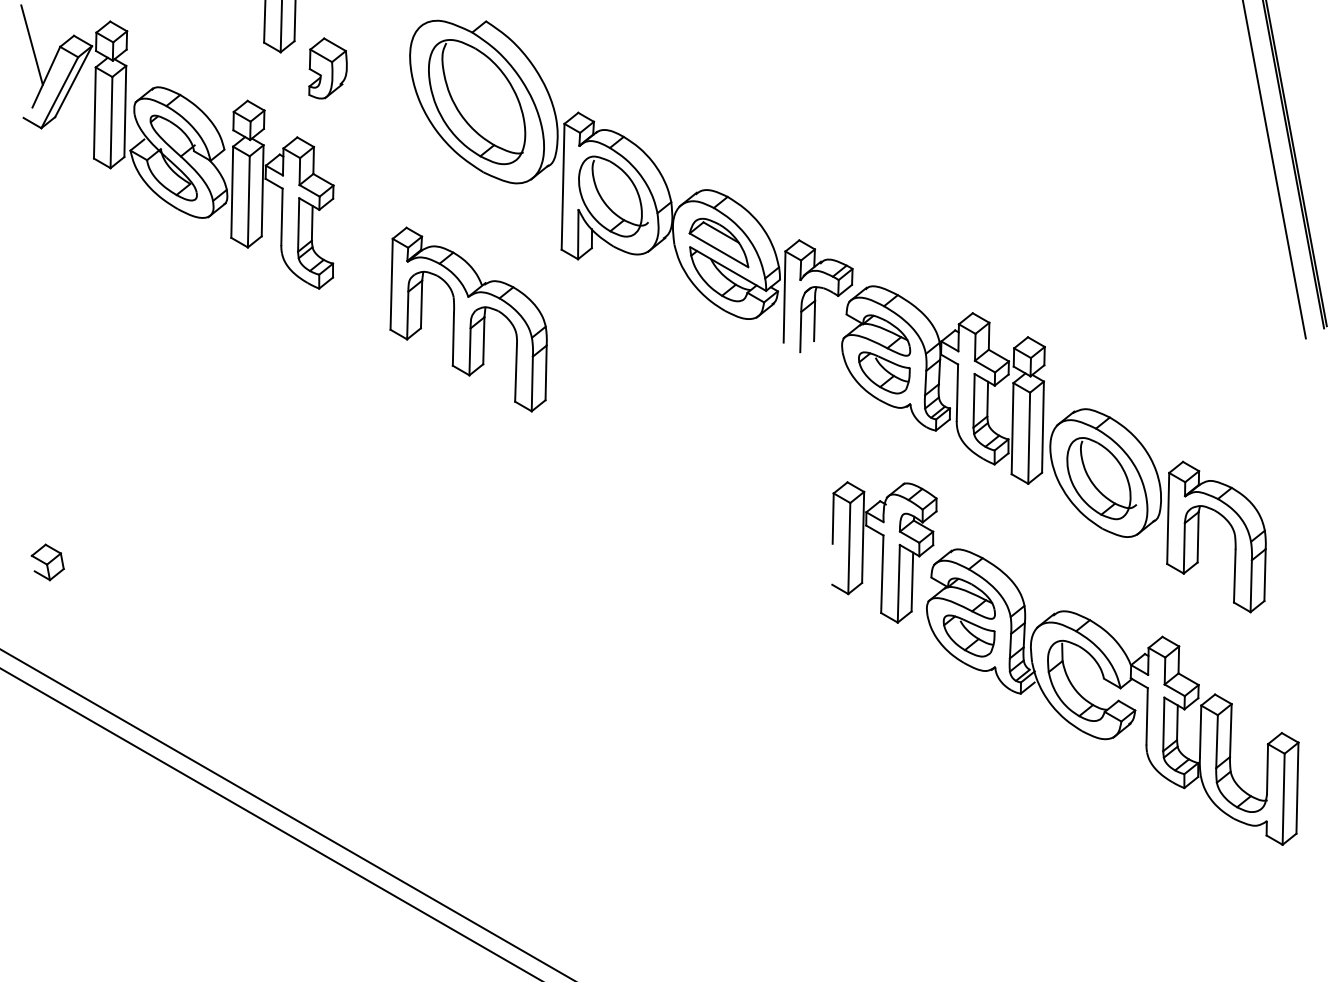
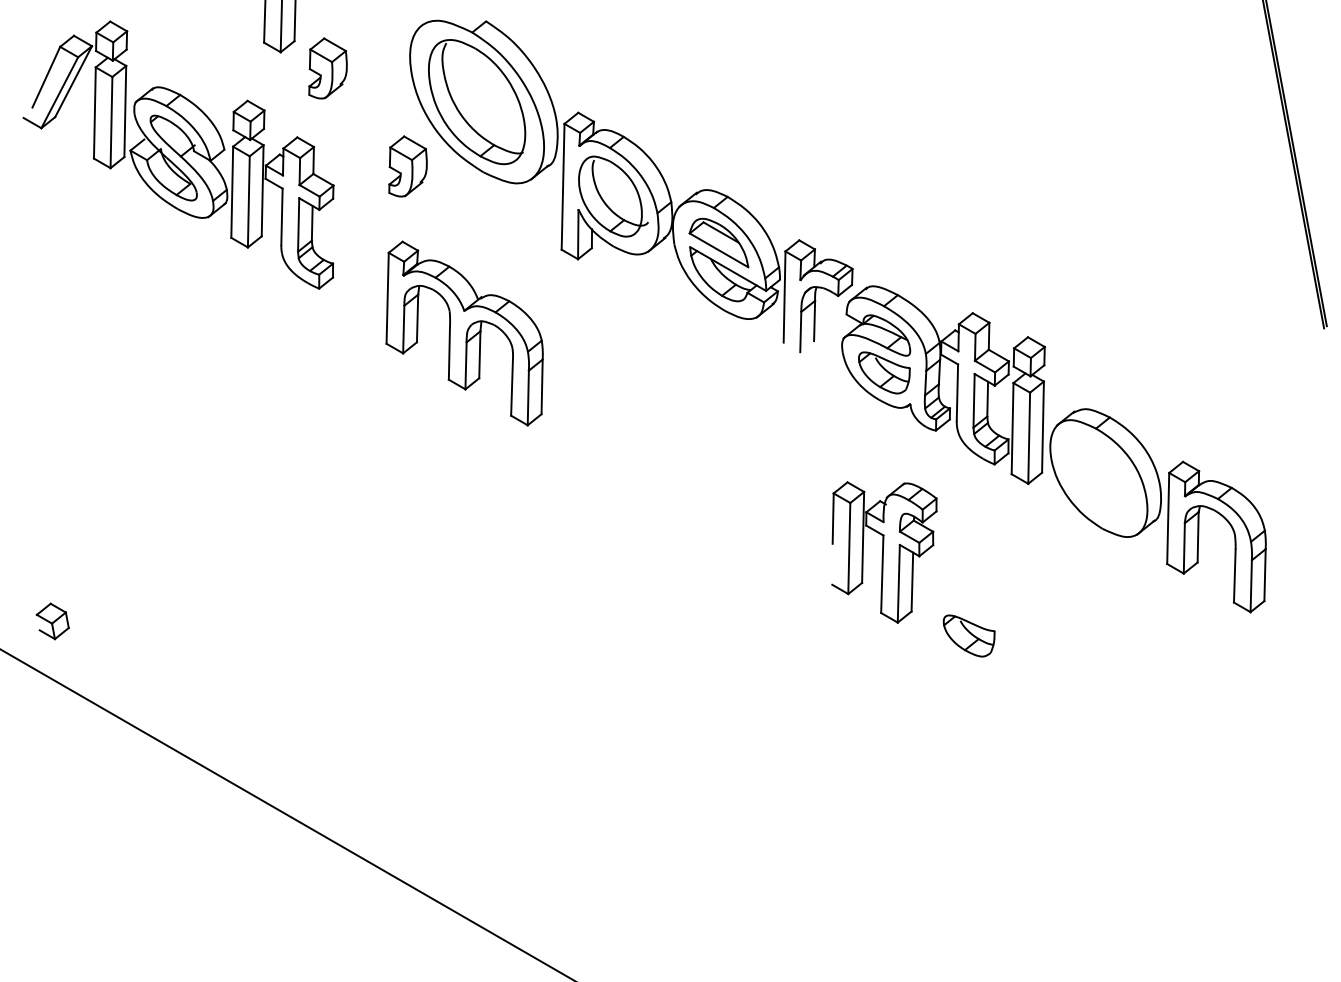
line: present -> none (31, 44)
part: none -> present (407, 166)
line: present -> none (1274, 170)
part position: (468, 319) -> (464, 333) (464, 333)
part: present -> none (1101, 478)
part position: (47, 562) -> (52, 621) (52, 621)
part: present -> none (1114, 702)
line: present -> none (270, 823)
